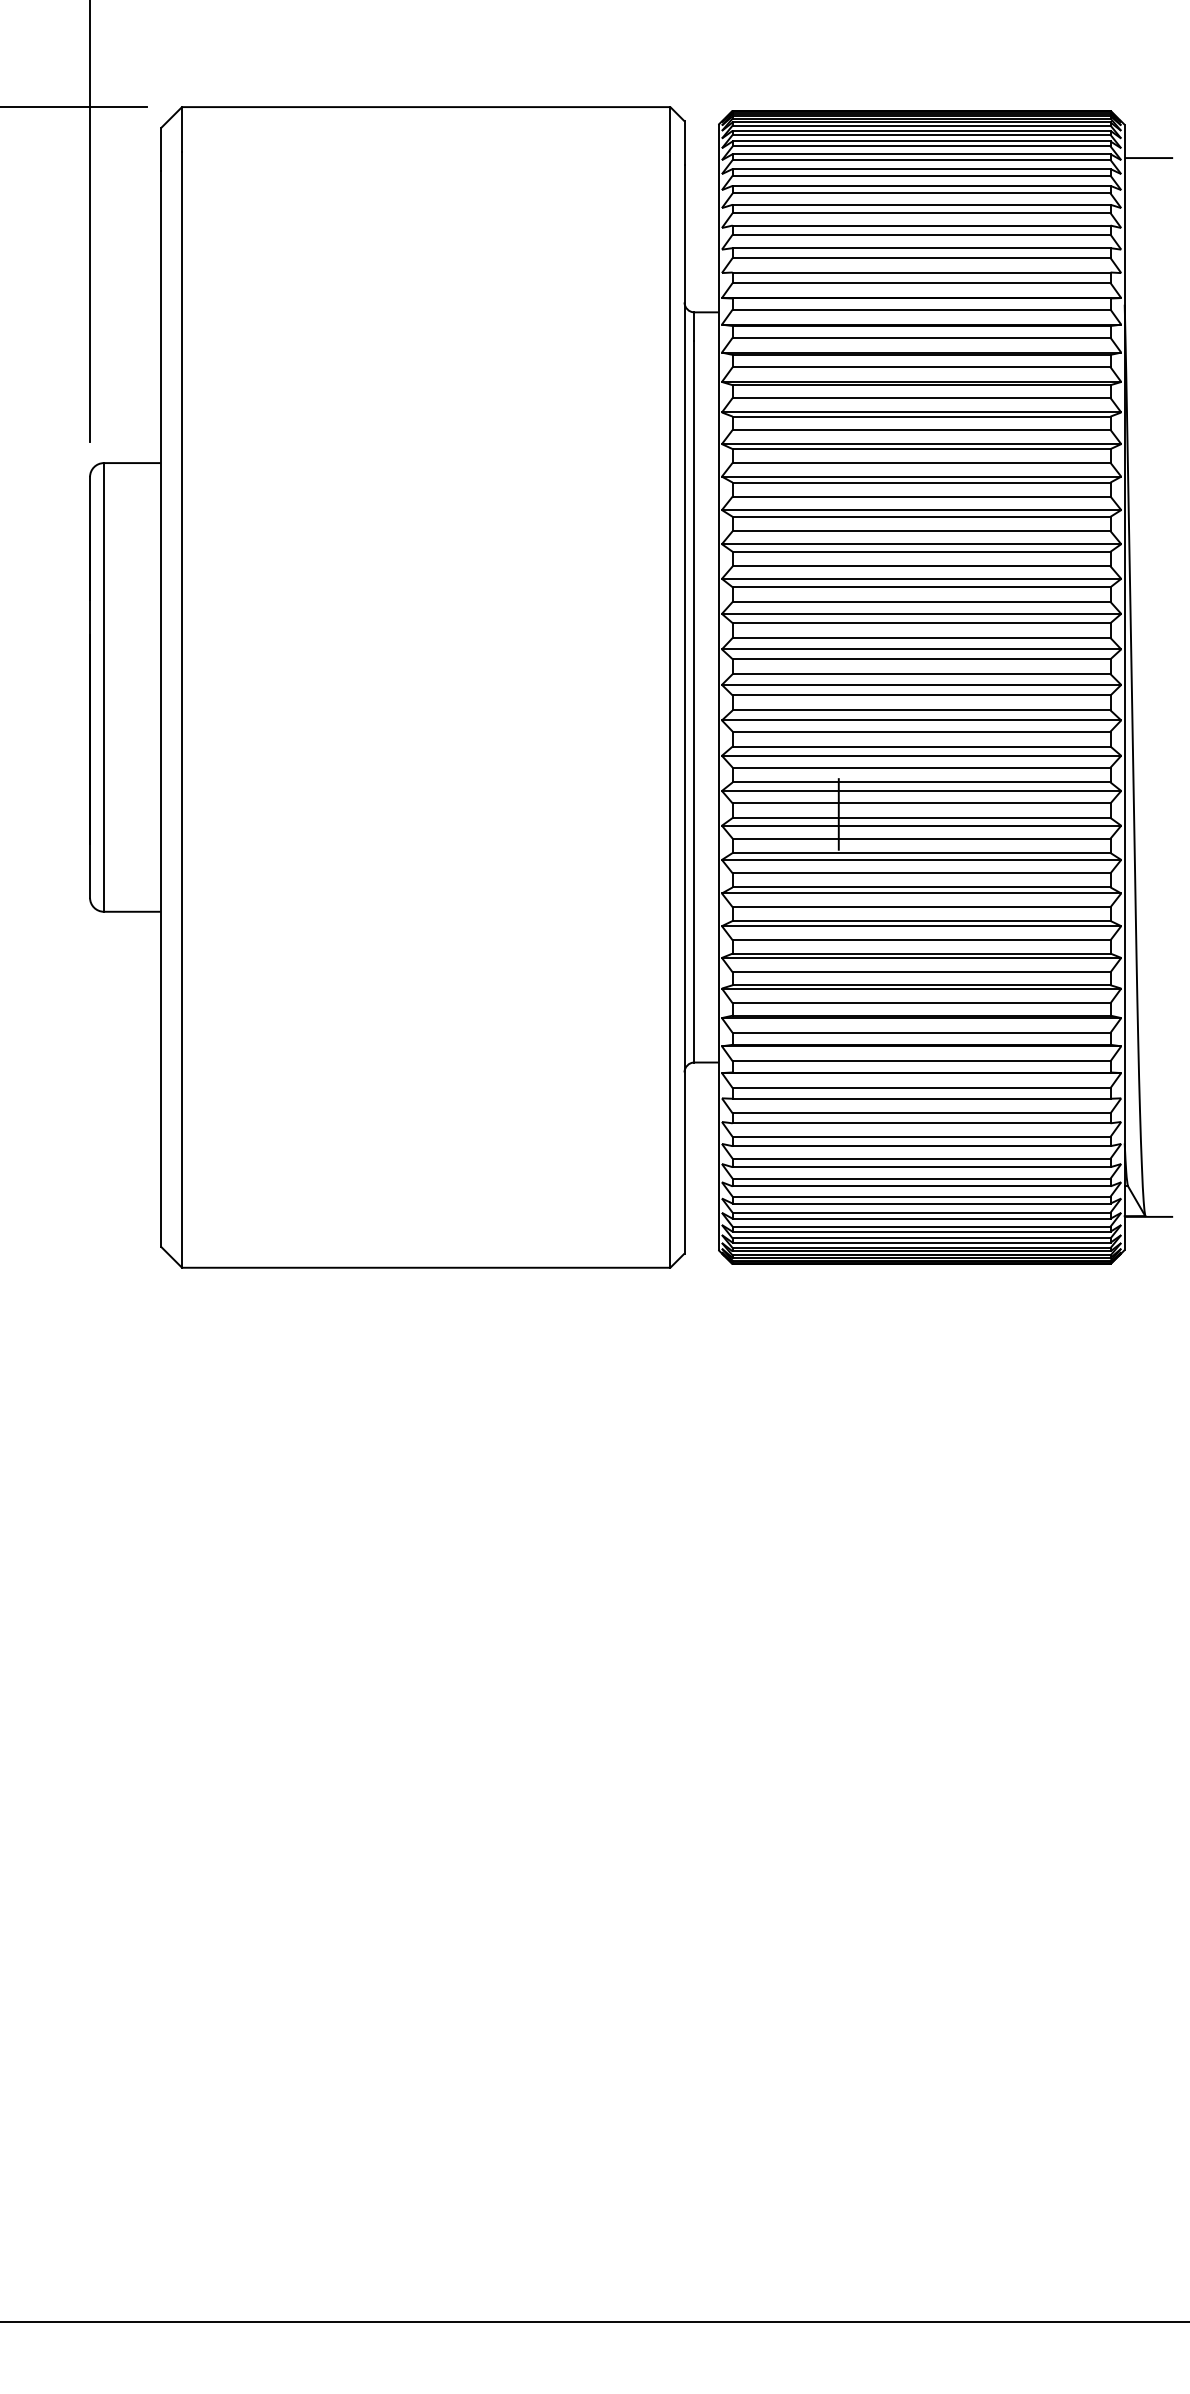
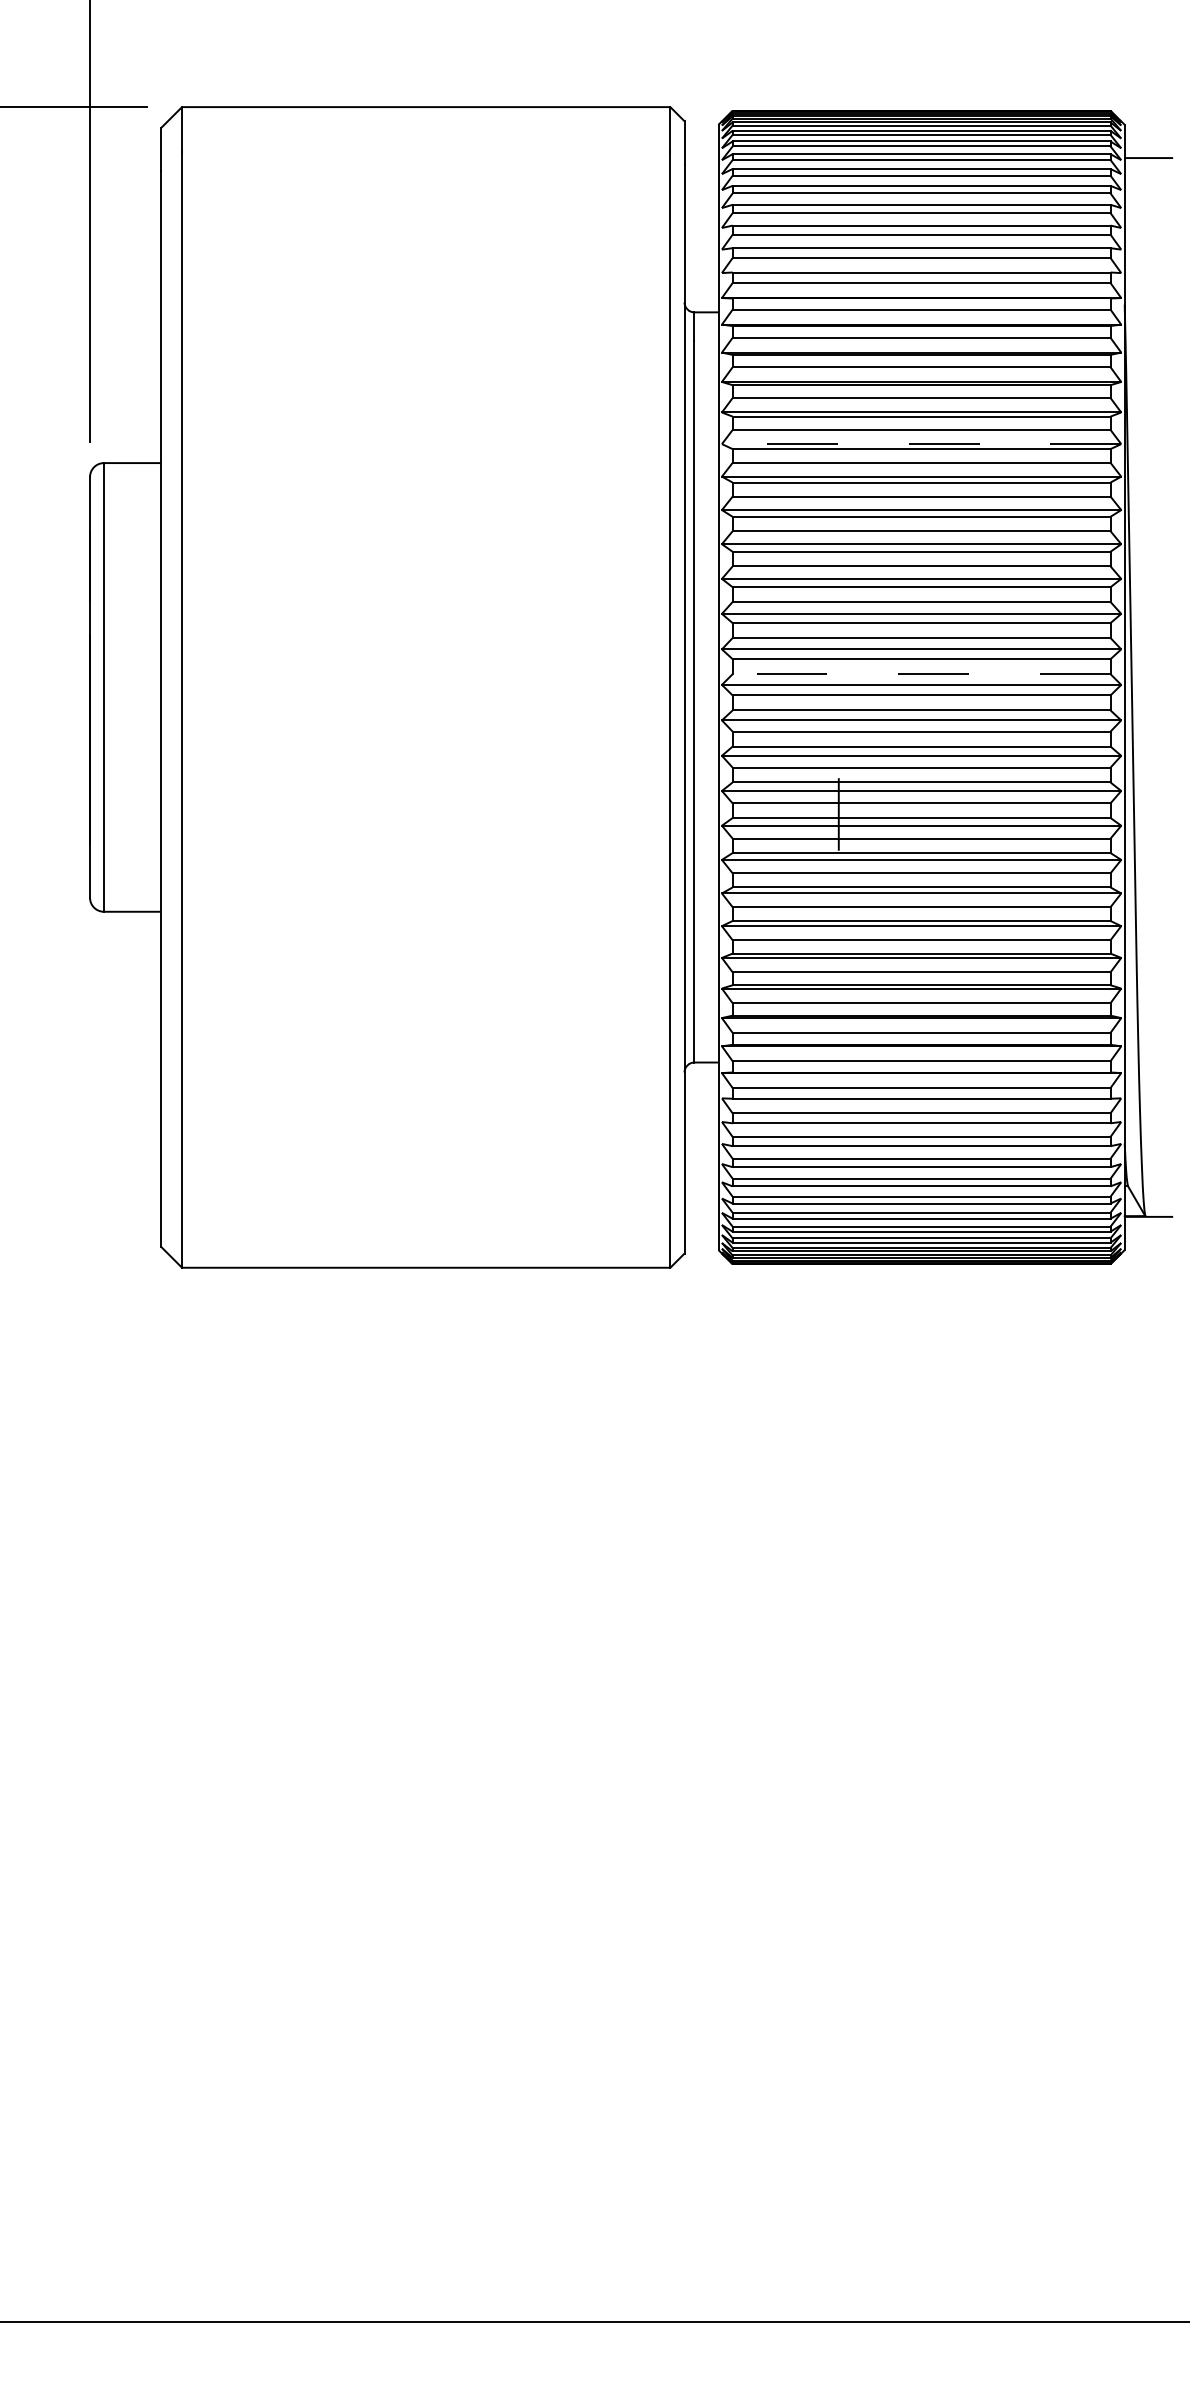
line: solid -> dashed (921, 444)
line: solid -> dashed (921, 674)
